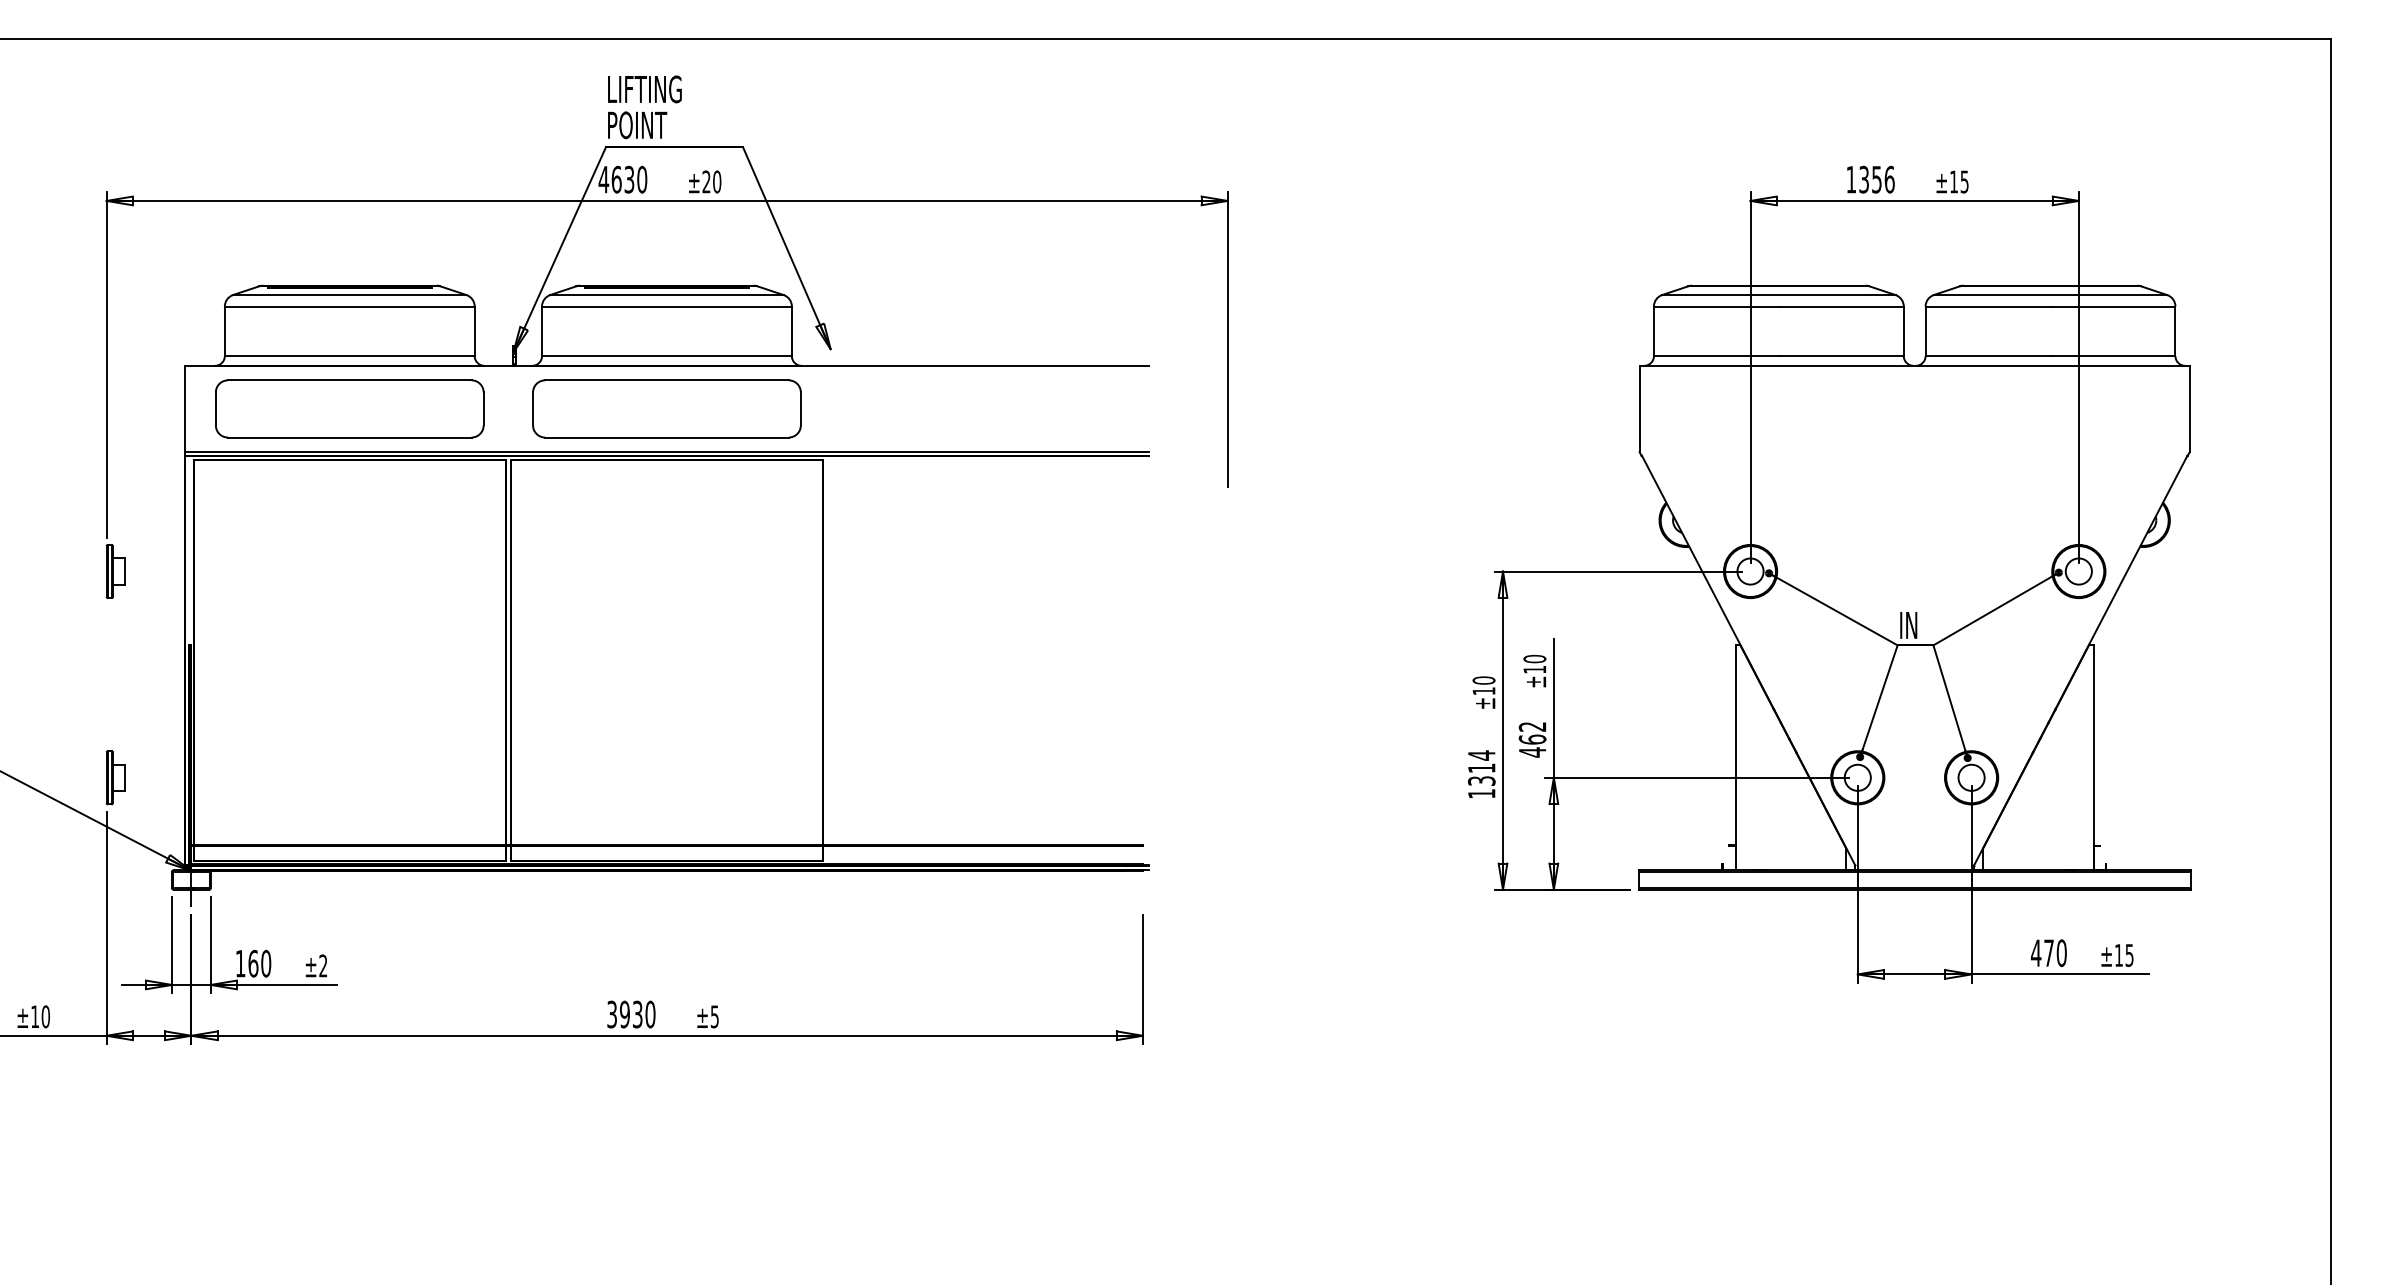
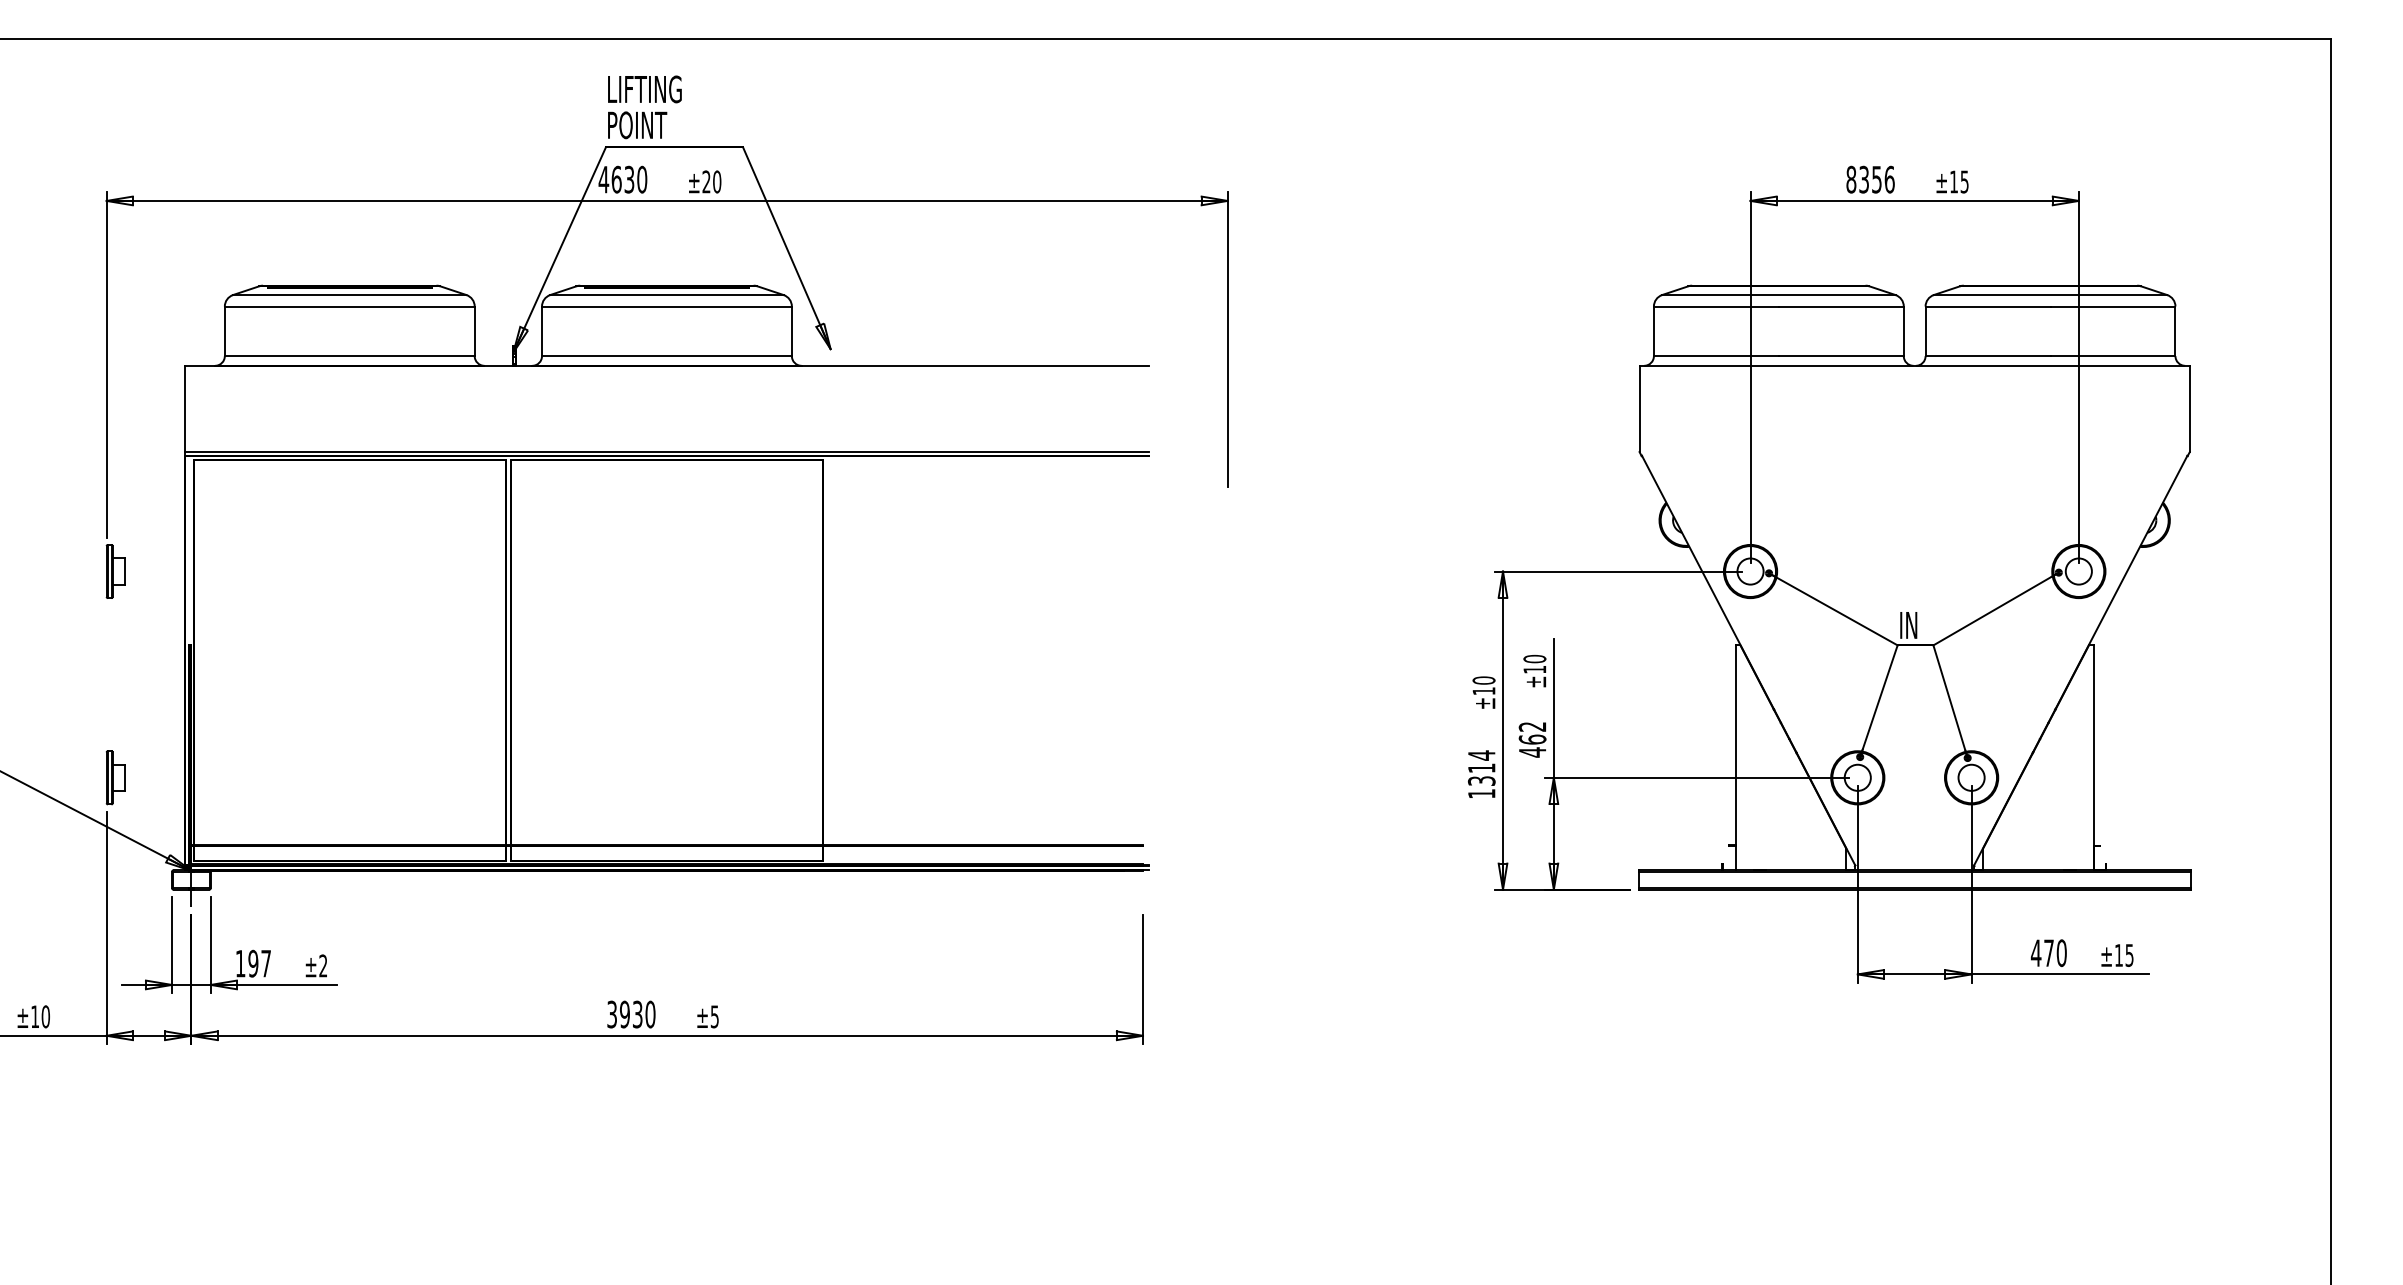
text: 1356 -> 8356 (1851, 179)
part: present -> none (349, 408)
part: present -> none (666, 408)
text: 160 -> 197 (259, 963)
